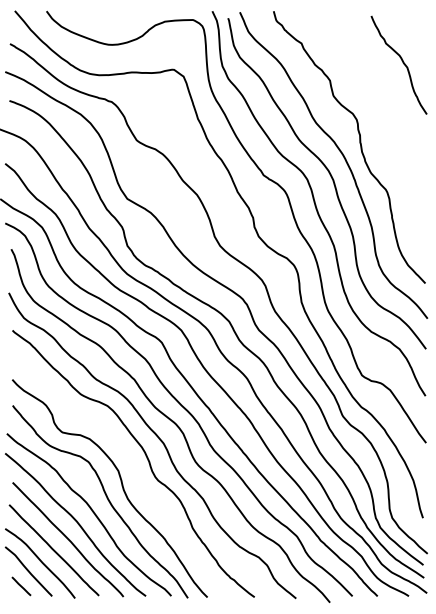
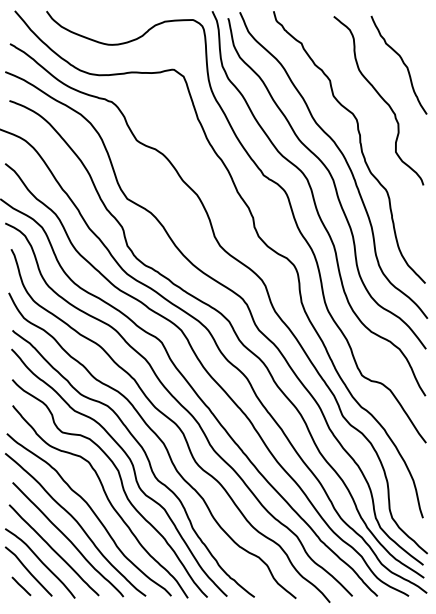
curve: none -> present (380, 97)
curve: none -> present (132, 468)
